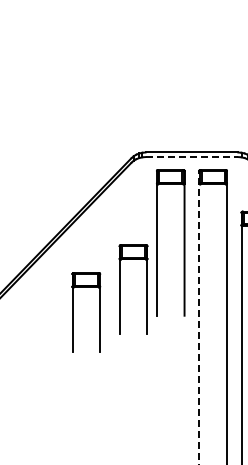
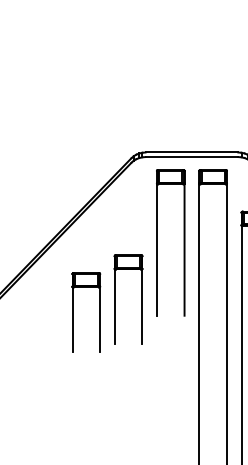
line: dashed -> solid (192, 157)
part position: (120, 289) -> (115, 299) (115, 299)
line: dashed -> solid (199, 317)
